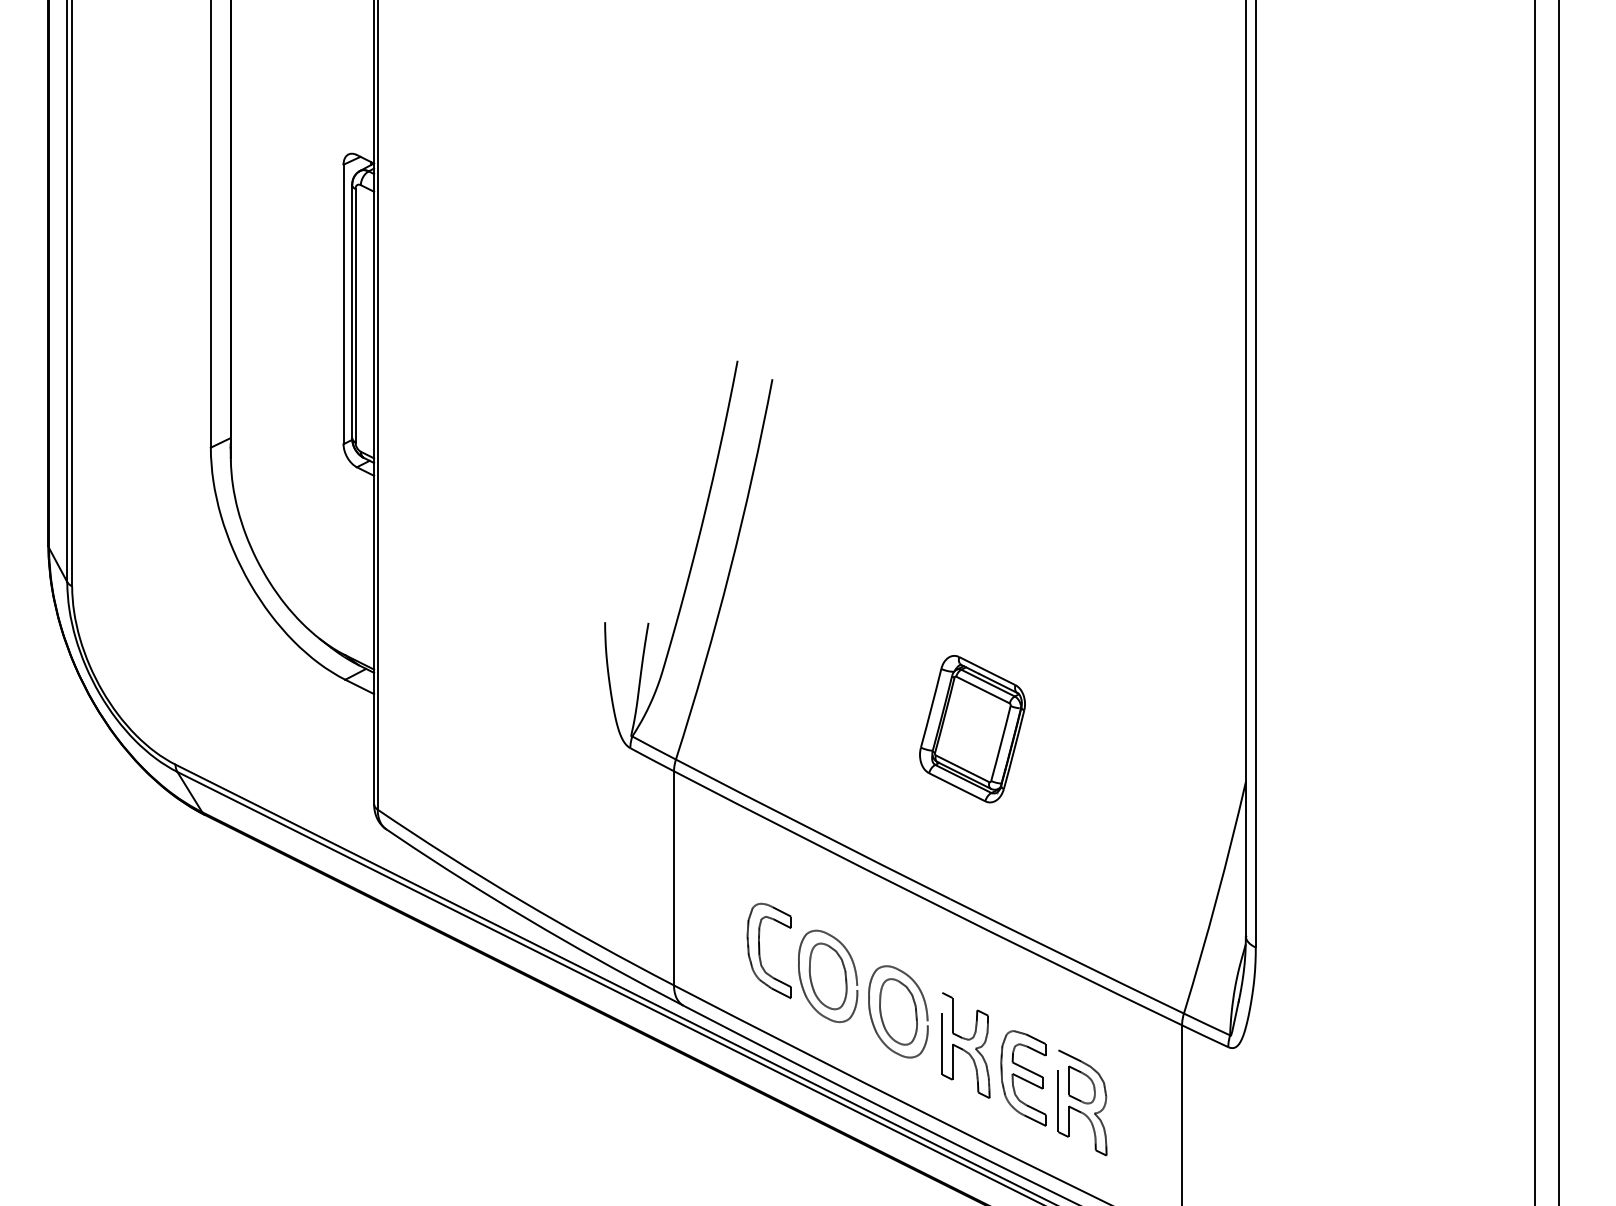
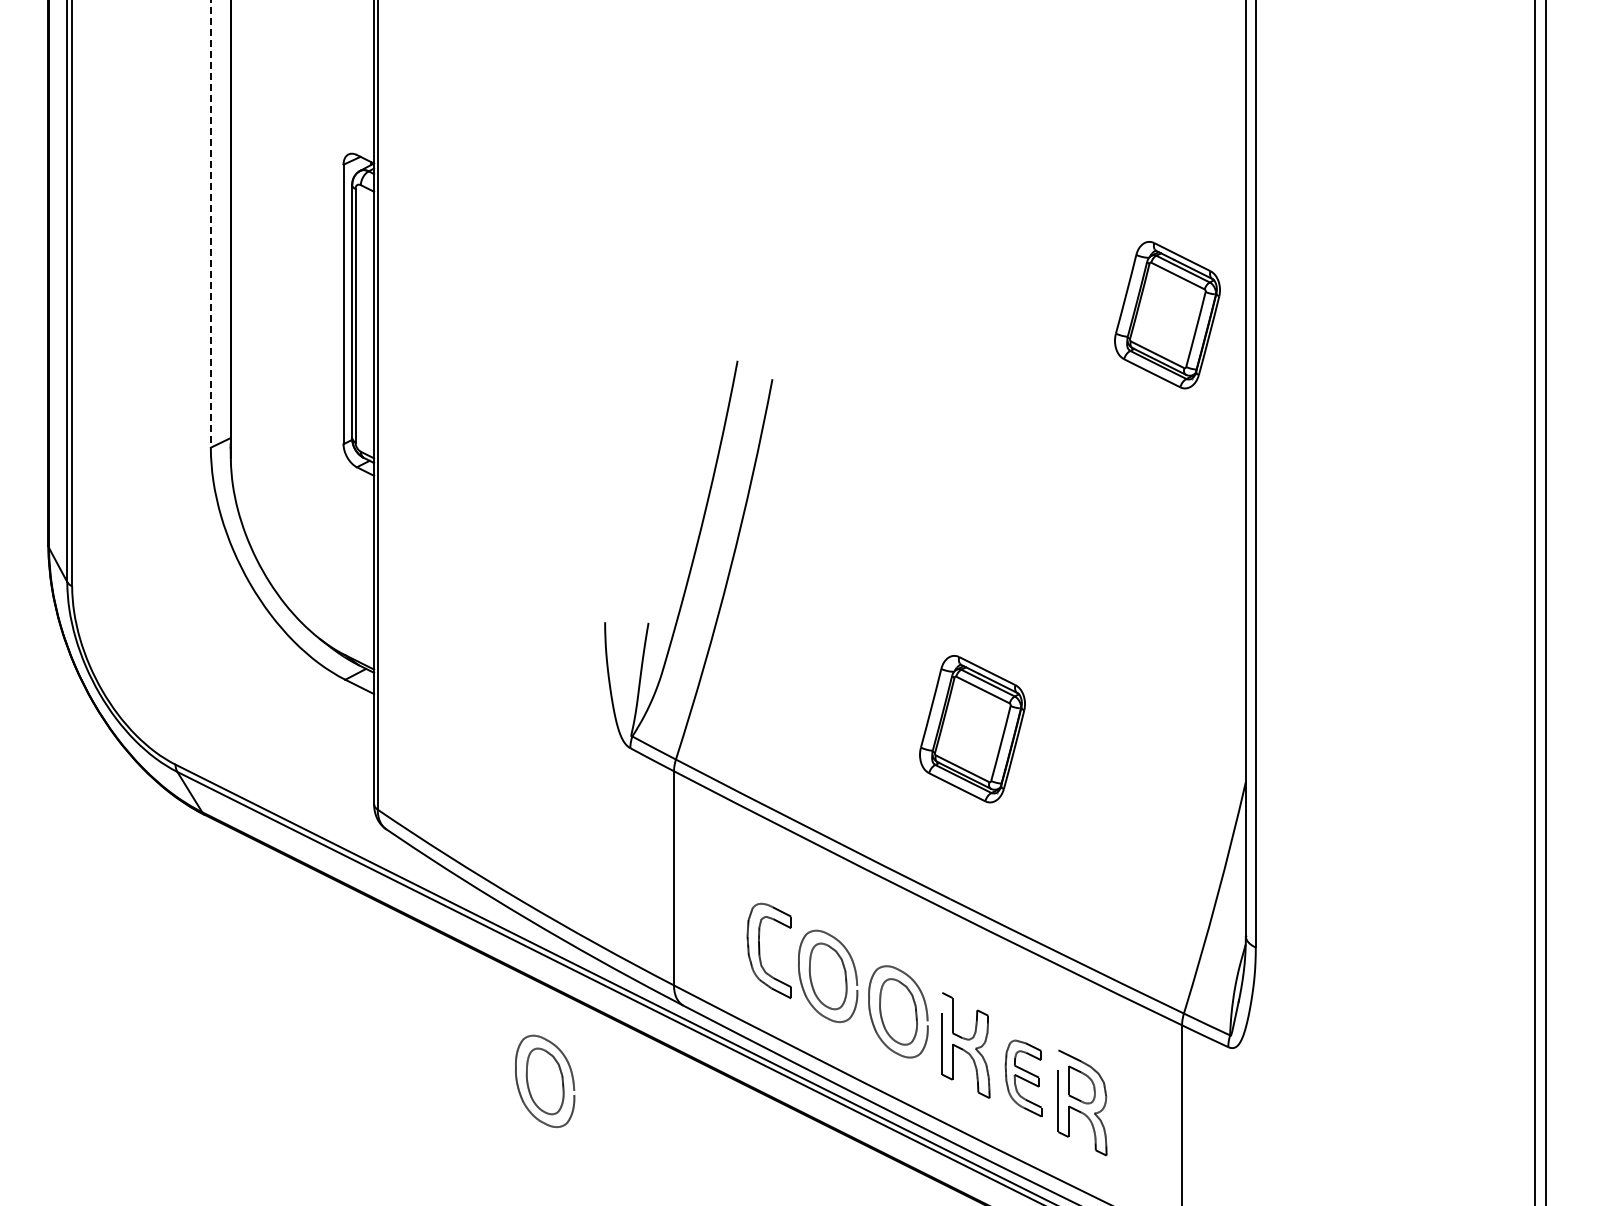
line: solid -> dashed (210, 224)
part: none -> present (1167, 315)
line position: (1558, 602) -> (1545, 602) (1545, 602)
part size: 47x97 px -> 39x78 px (1023, 1077)
part: none -> present (545, 1080)
